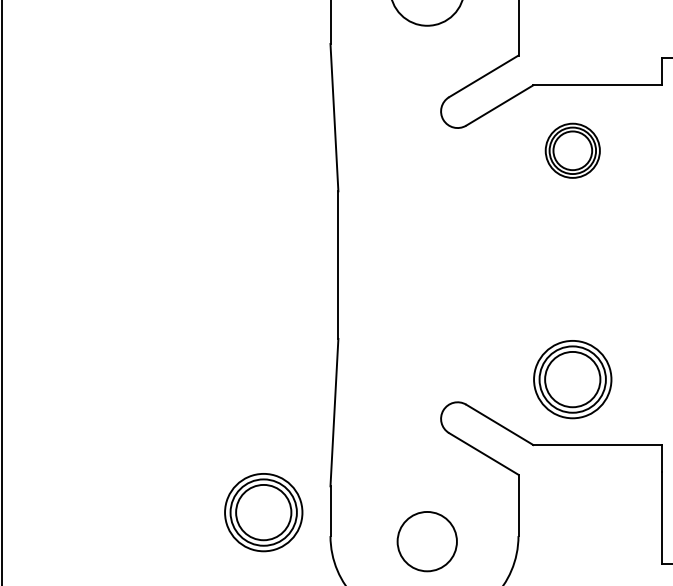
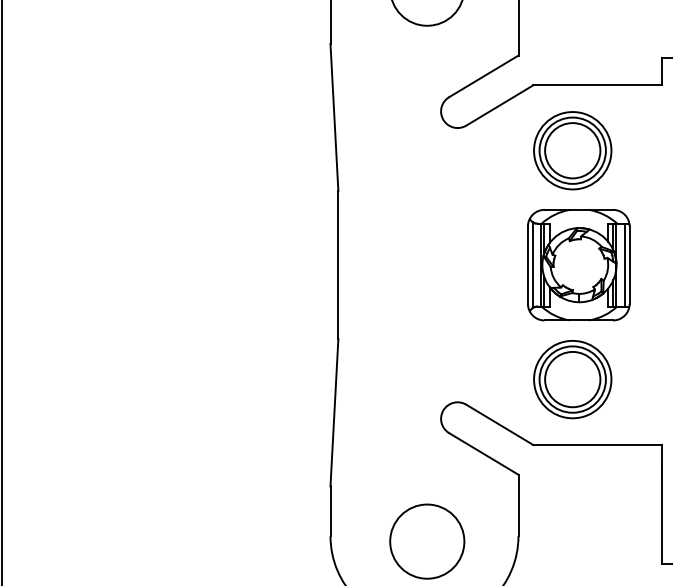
part size: 57x57 px -> 80x80 px (572, 150)
part: none -> present (578, 265)
part: present -> none (263, 512)
circle diameter: 59 px -> 74 px (427, 541)
